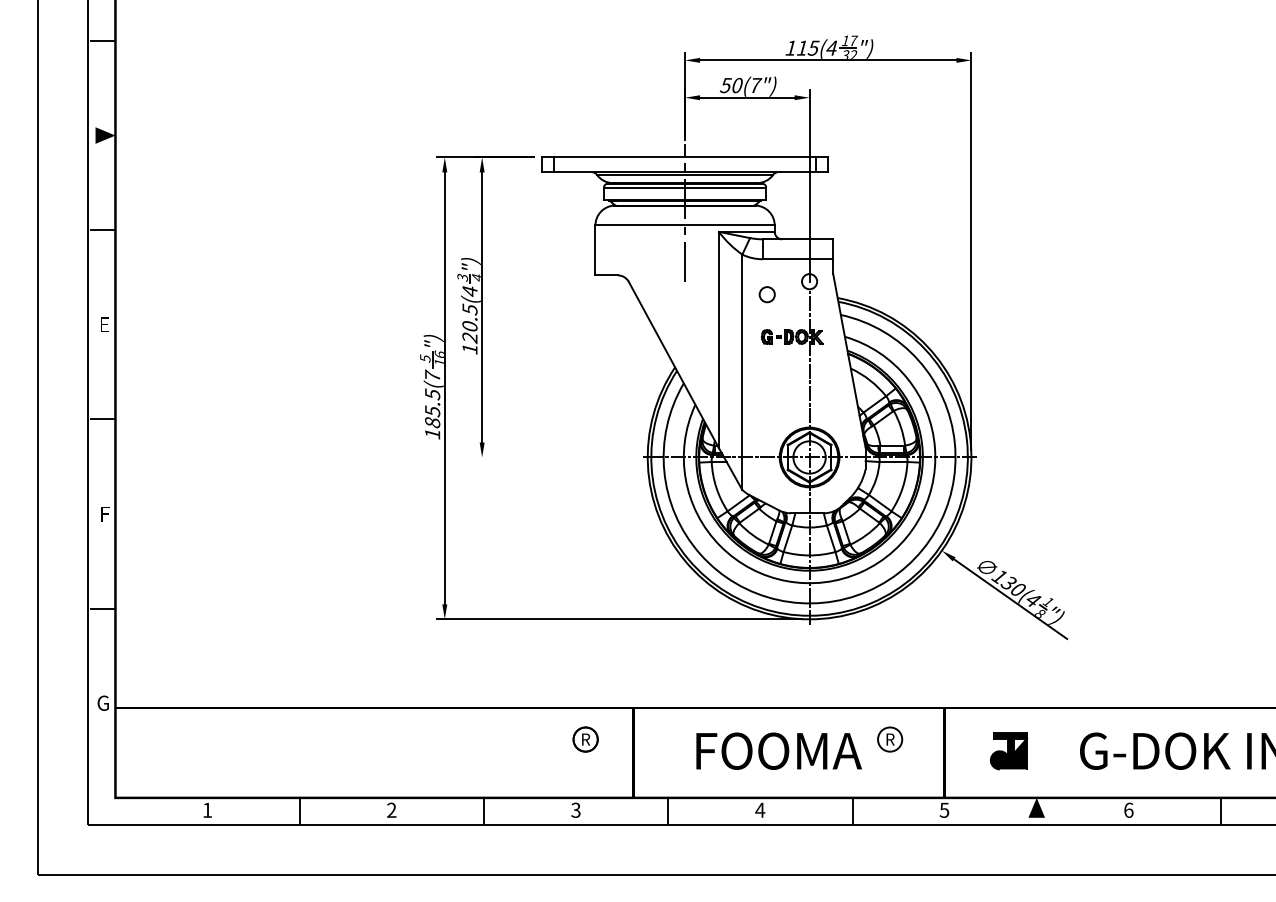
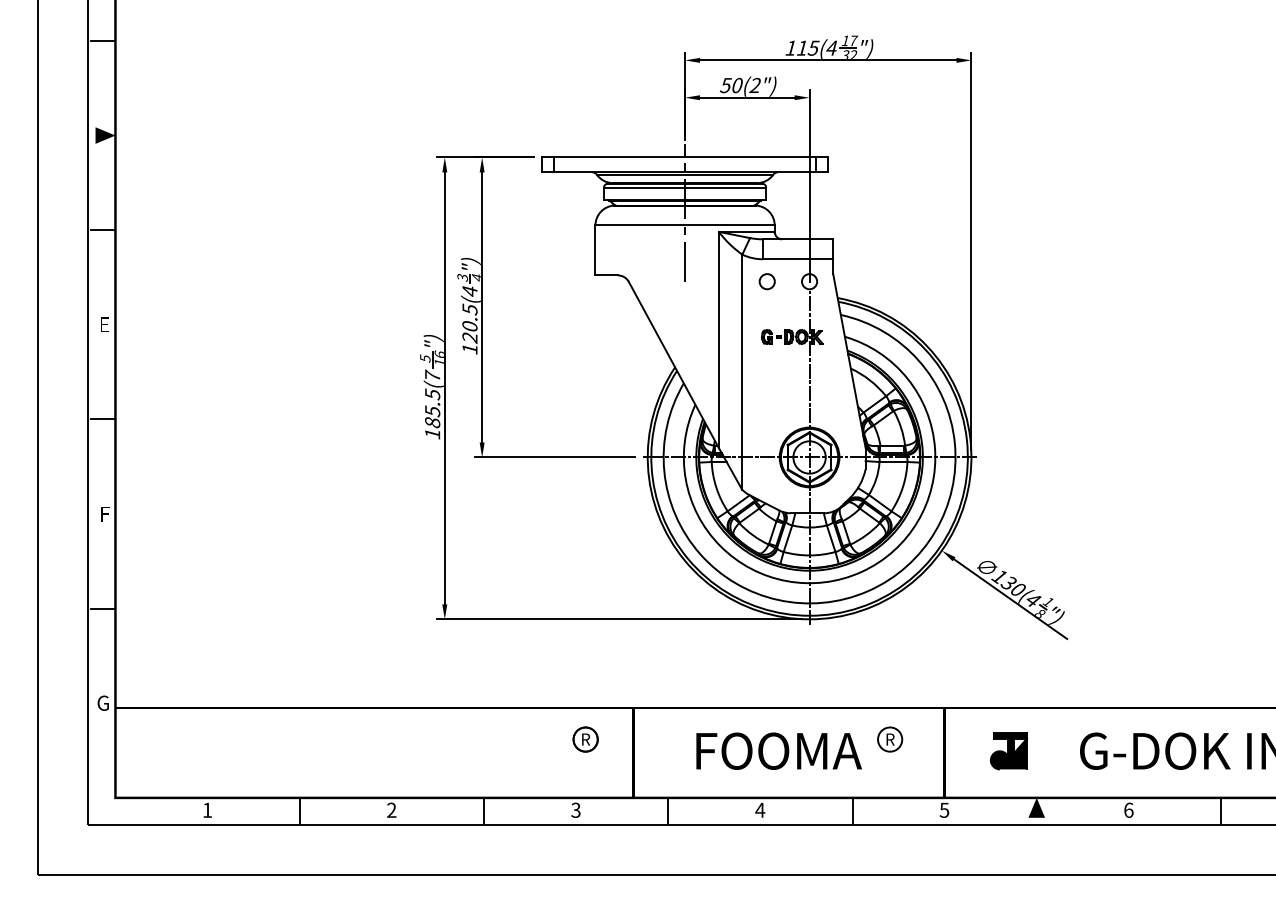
text: 50(7") -> 50(2") (755, 84)
circle position: (766, 294) -> (766, 281) (766, 281)
line: none -> present (554, 457)
